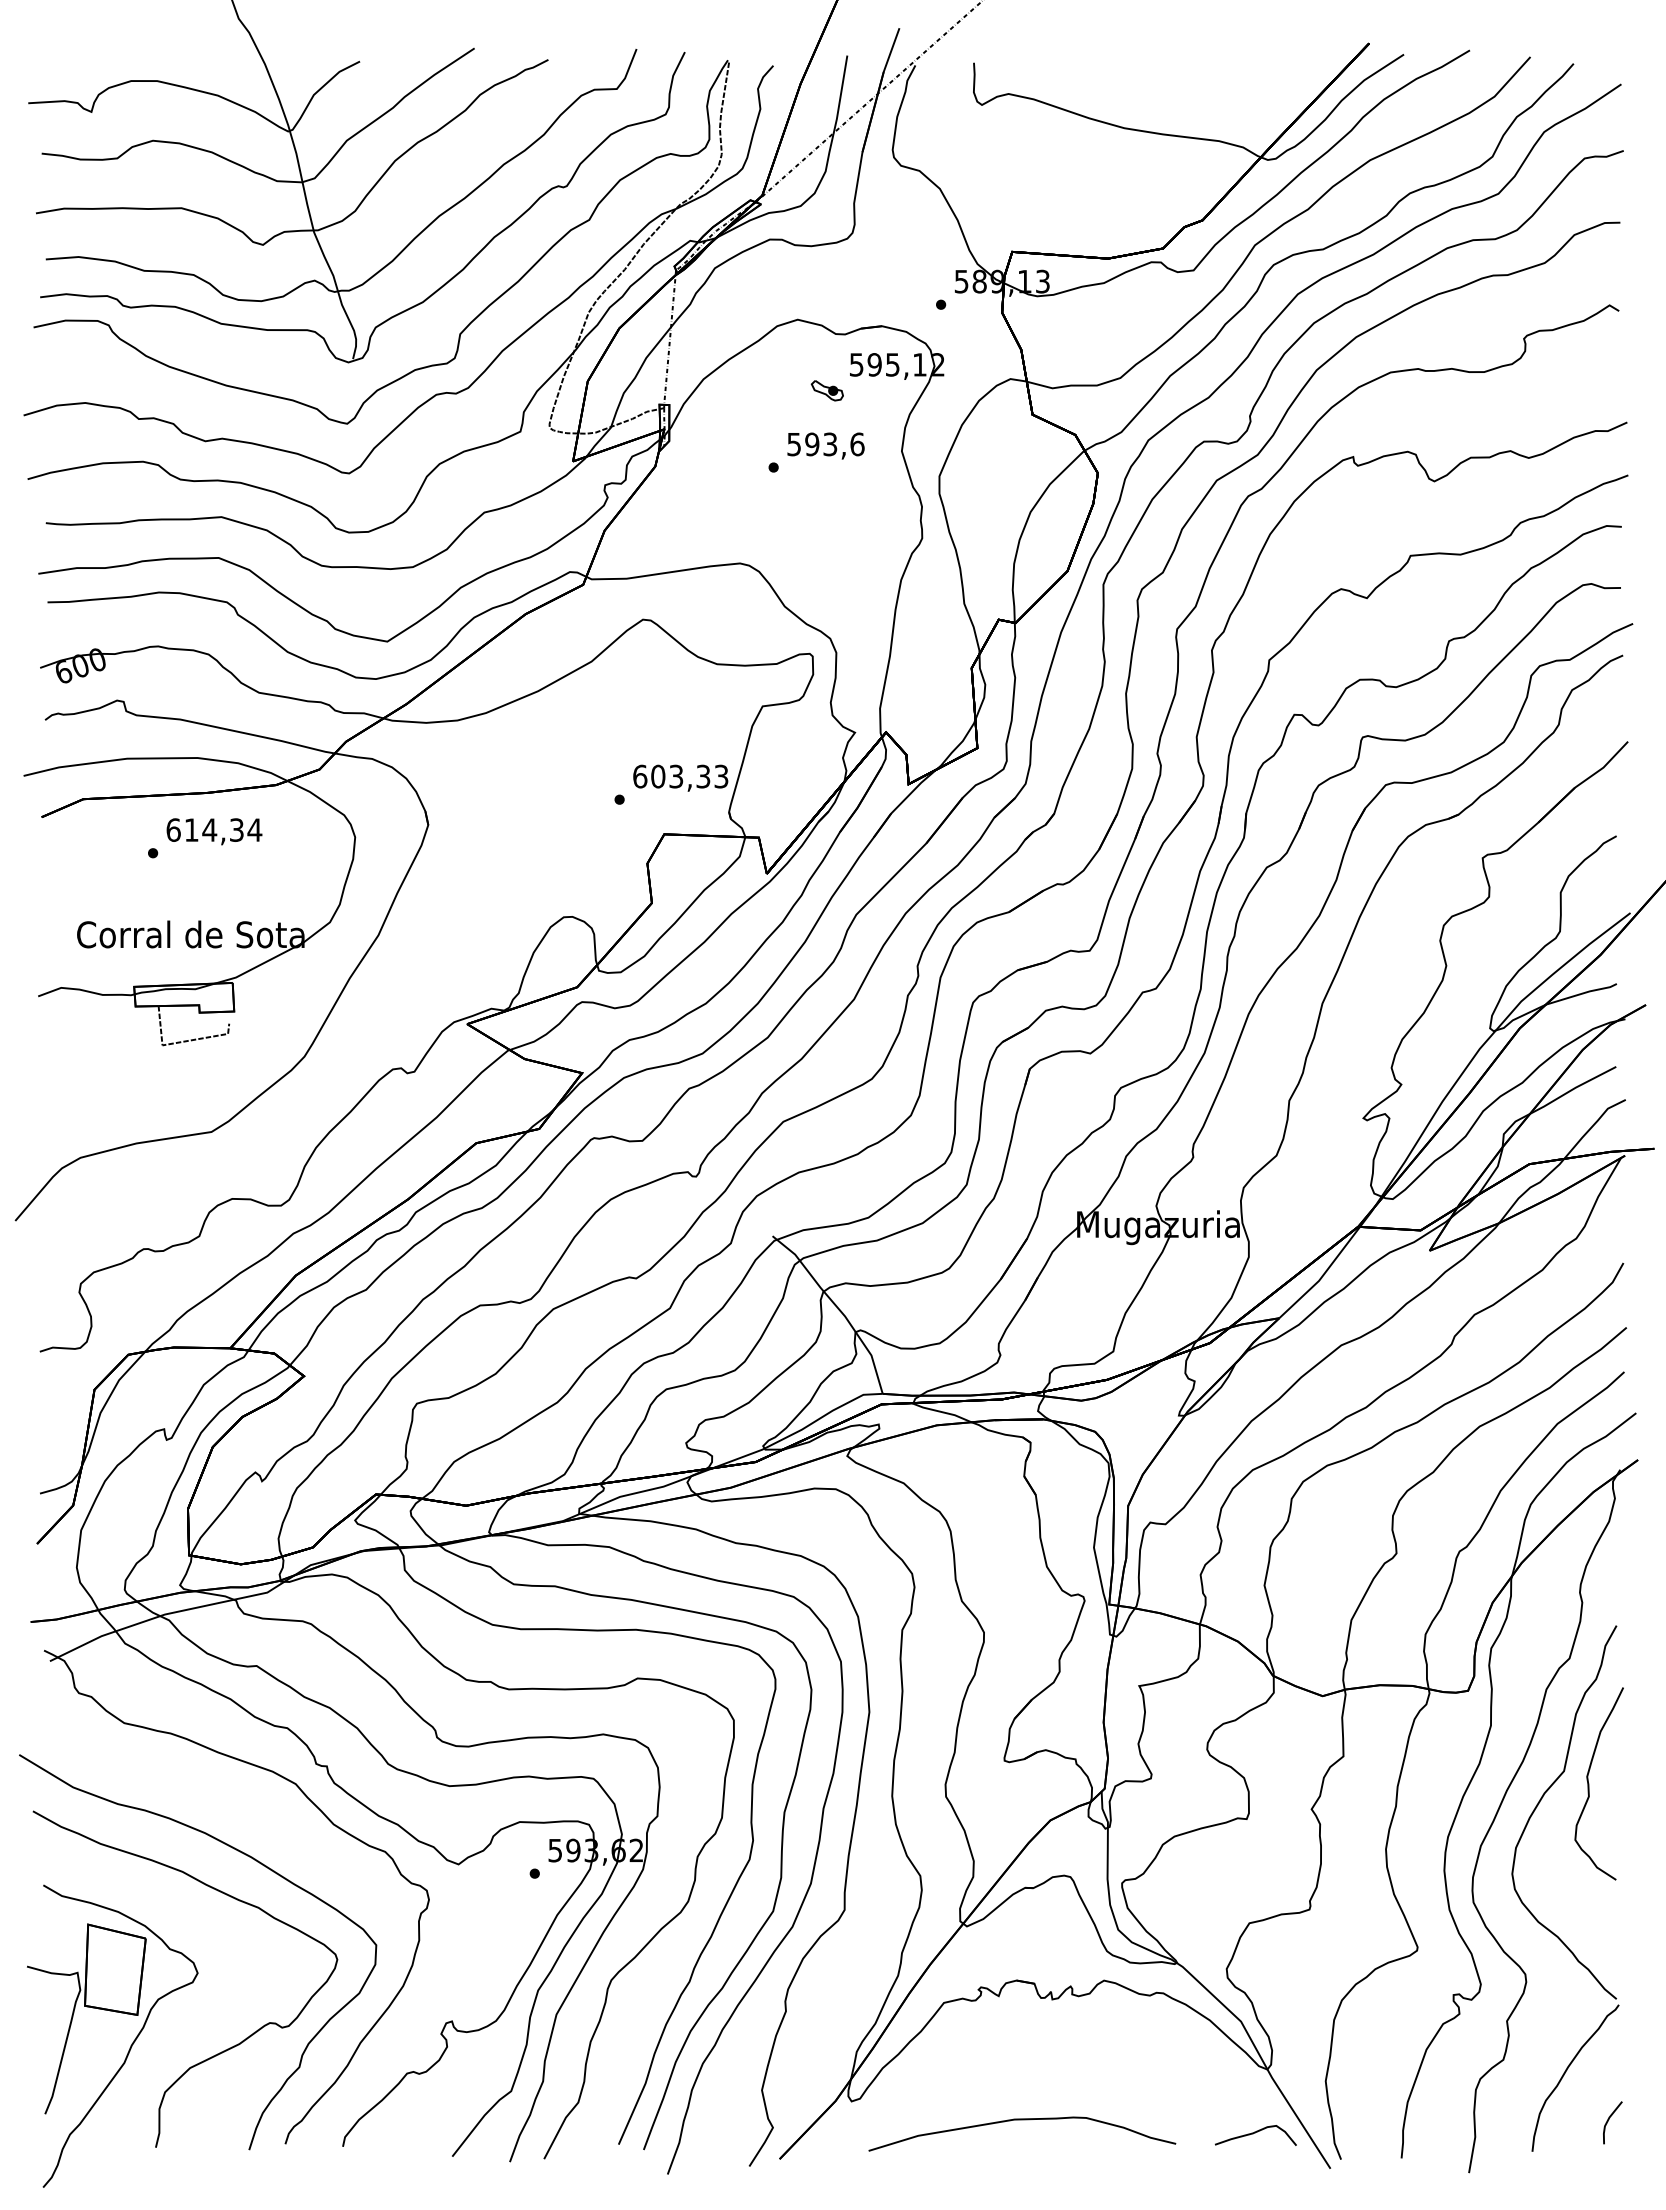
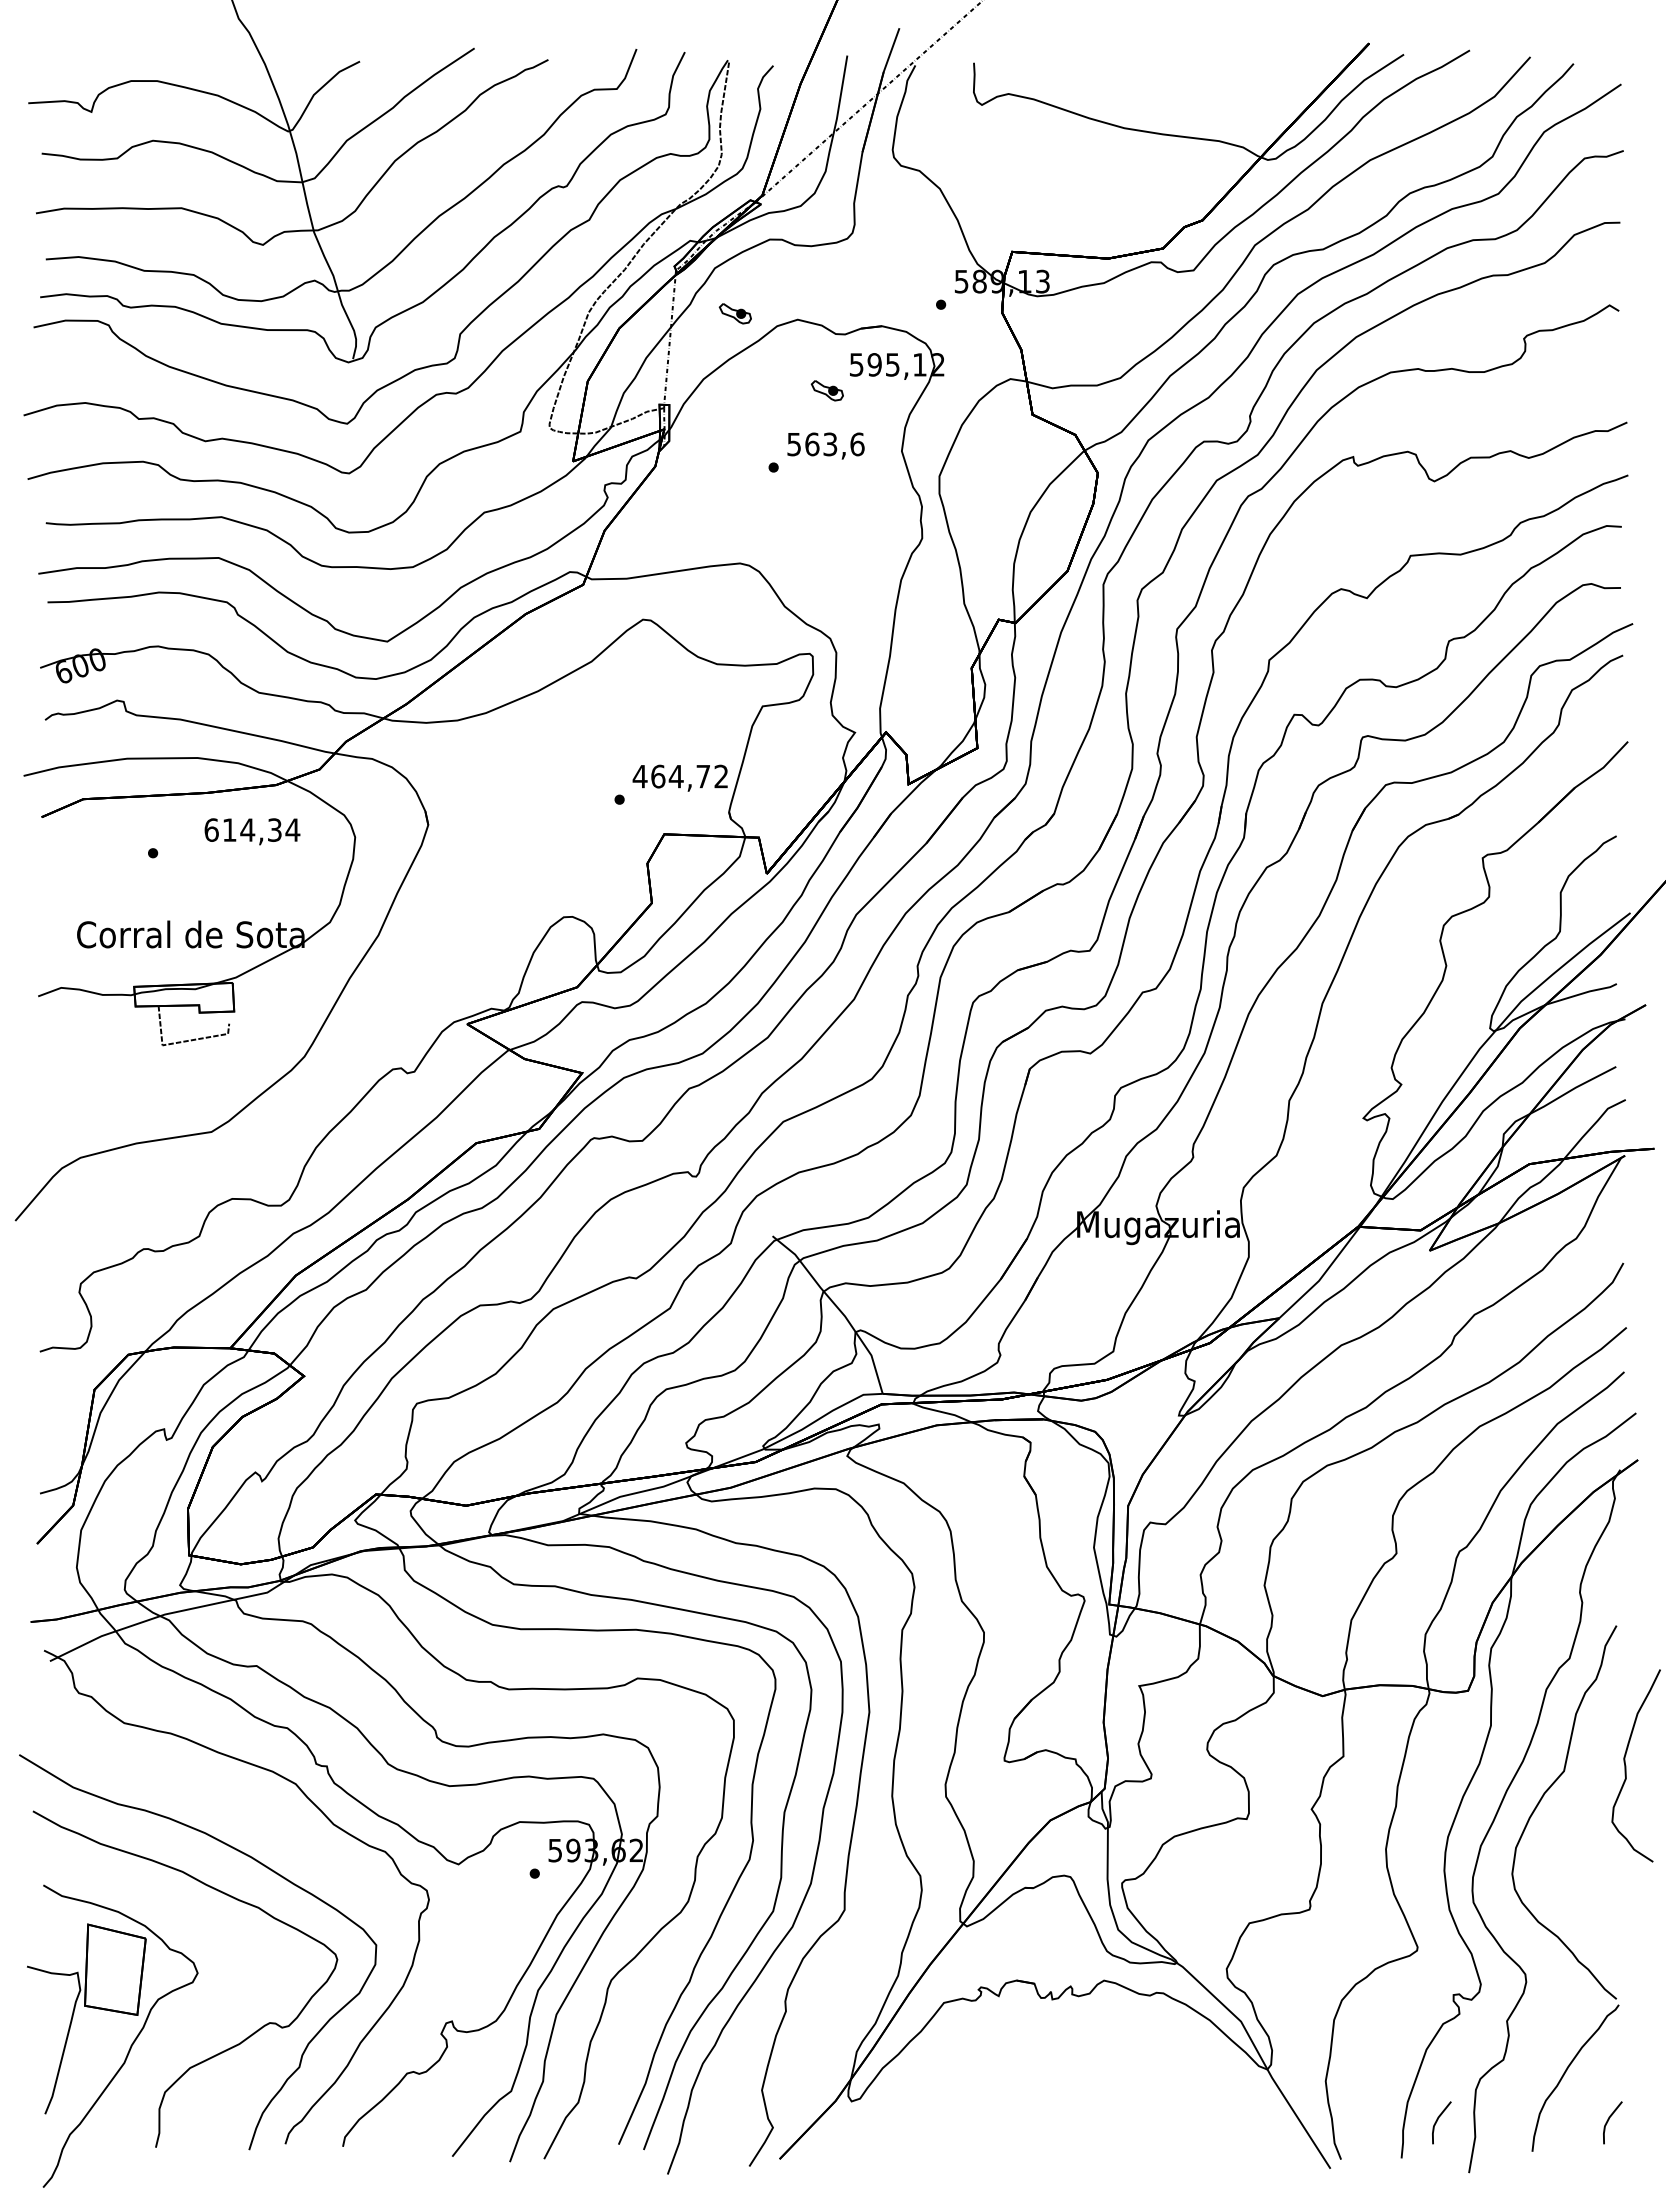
part: none -> present (734, 313)
text: 593,6 -> 563,6 (812, 444)
text: 603,33 -> 464,72 (680, 776)
text position: (214, 831) -> (252, 831) (252, 831)
curve position: (1589, 1783) -> (1626, 1765) (1626, 1765)
curve: present -> none (1022, 2120)
line: none -> present (1437, 2121)
curve: present -> none (1255, 2133)
